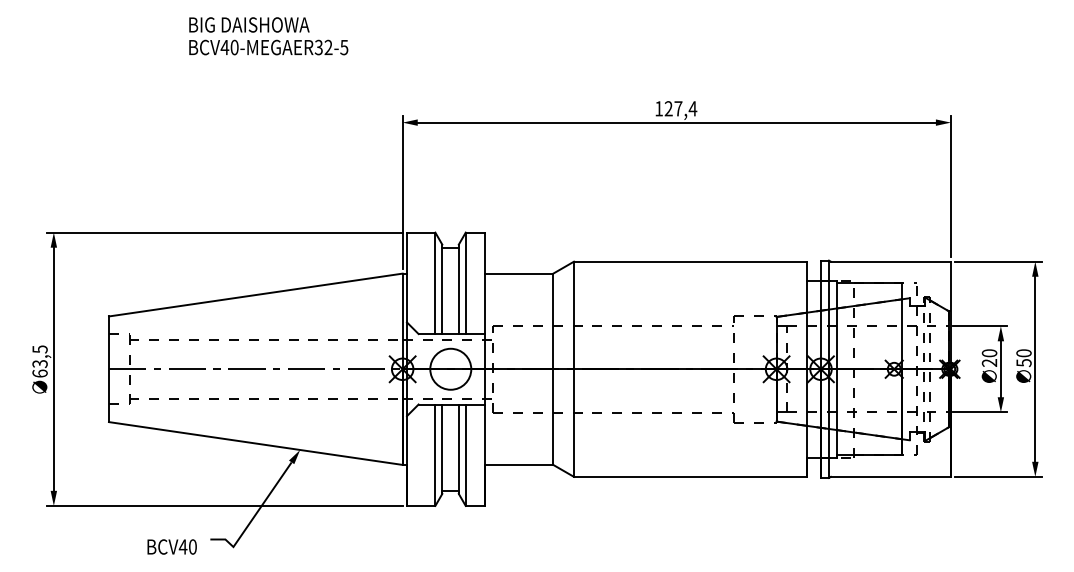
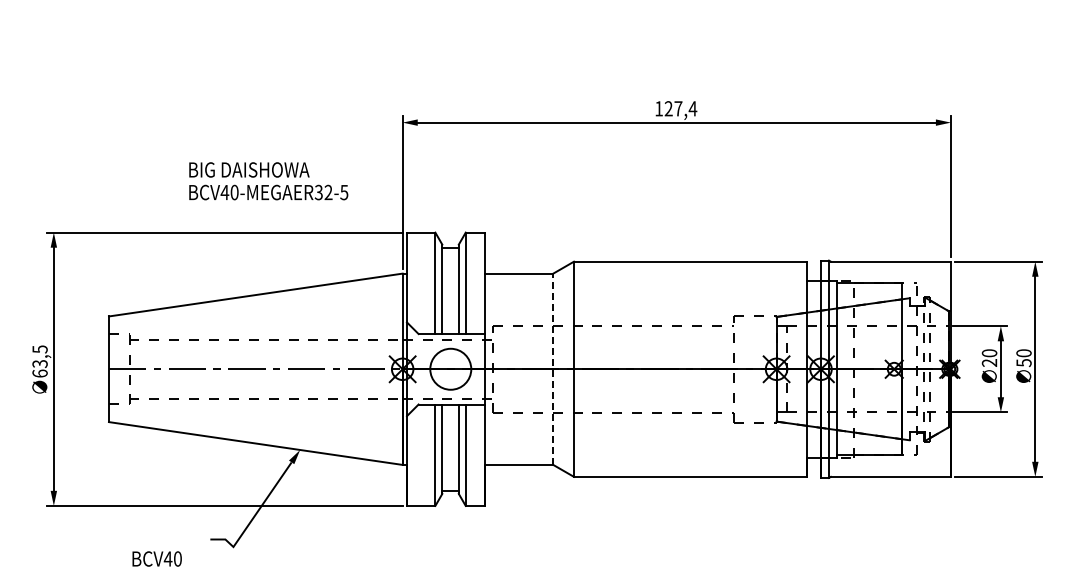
text position: (268, 36) -> (268, 181) (268, 181)
line: solid -> dashed (553, 369)
text position: (171, 546) -> (156, 558) (156, 558)
